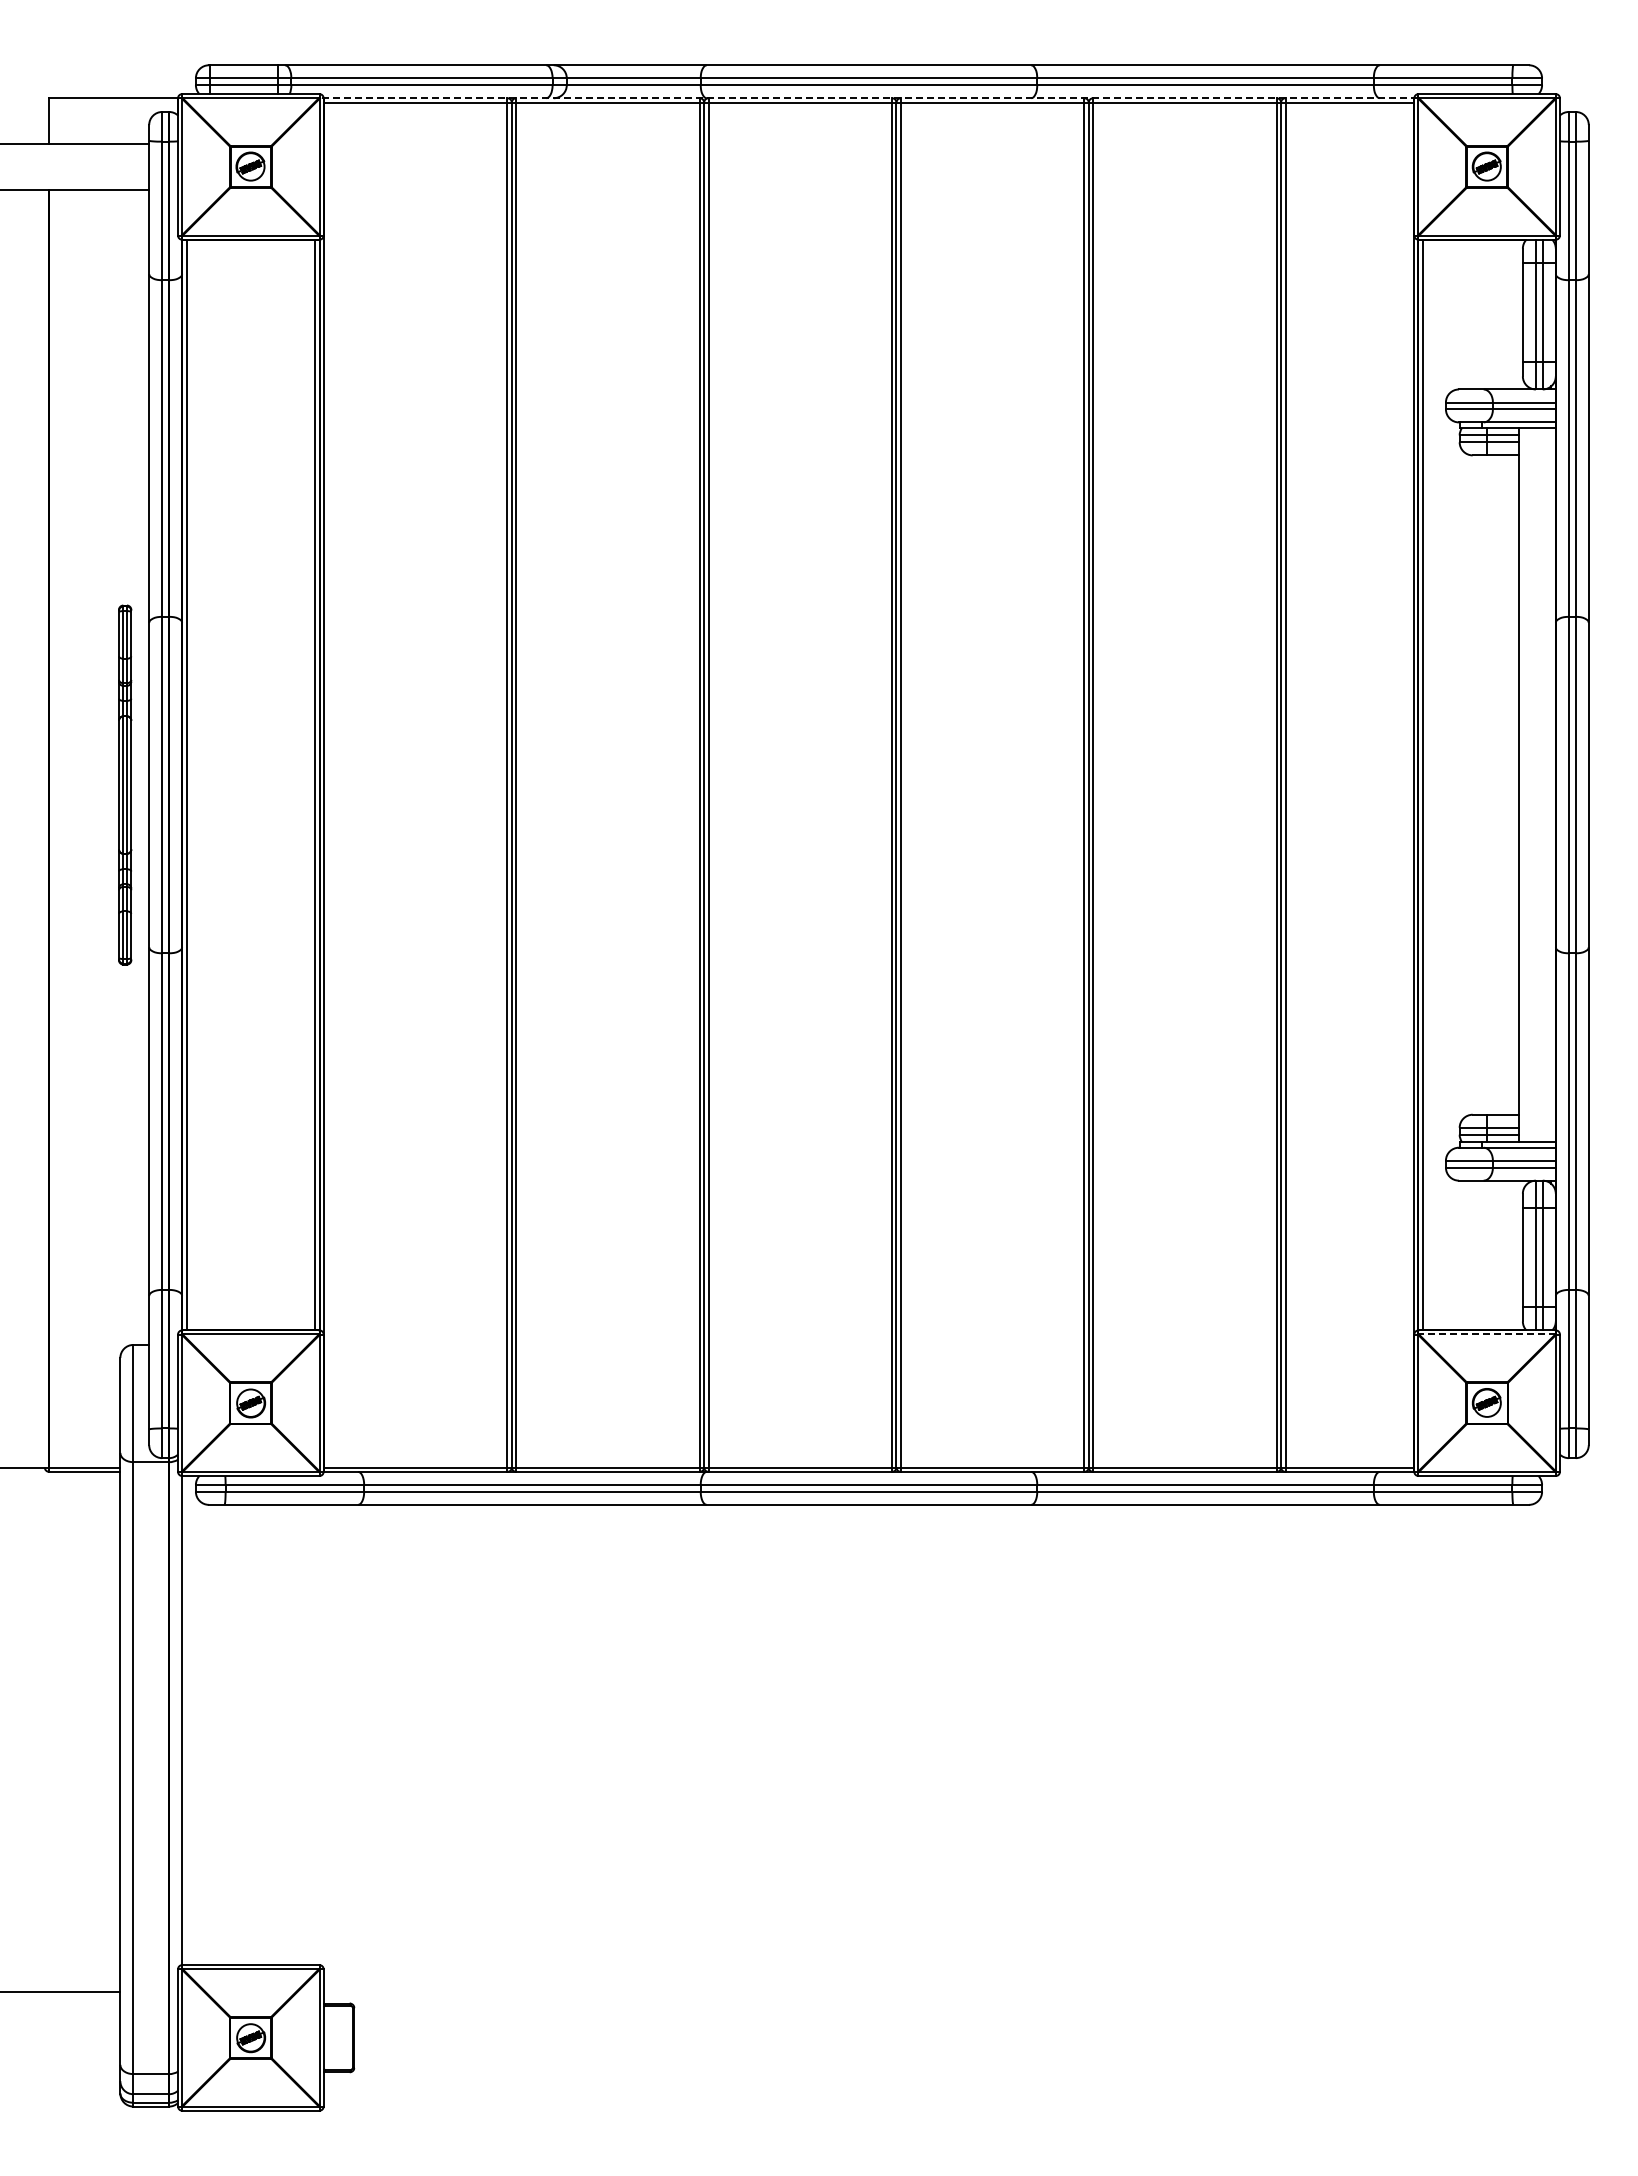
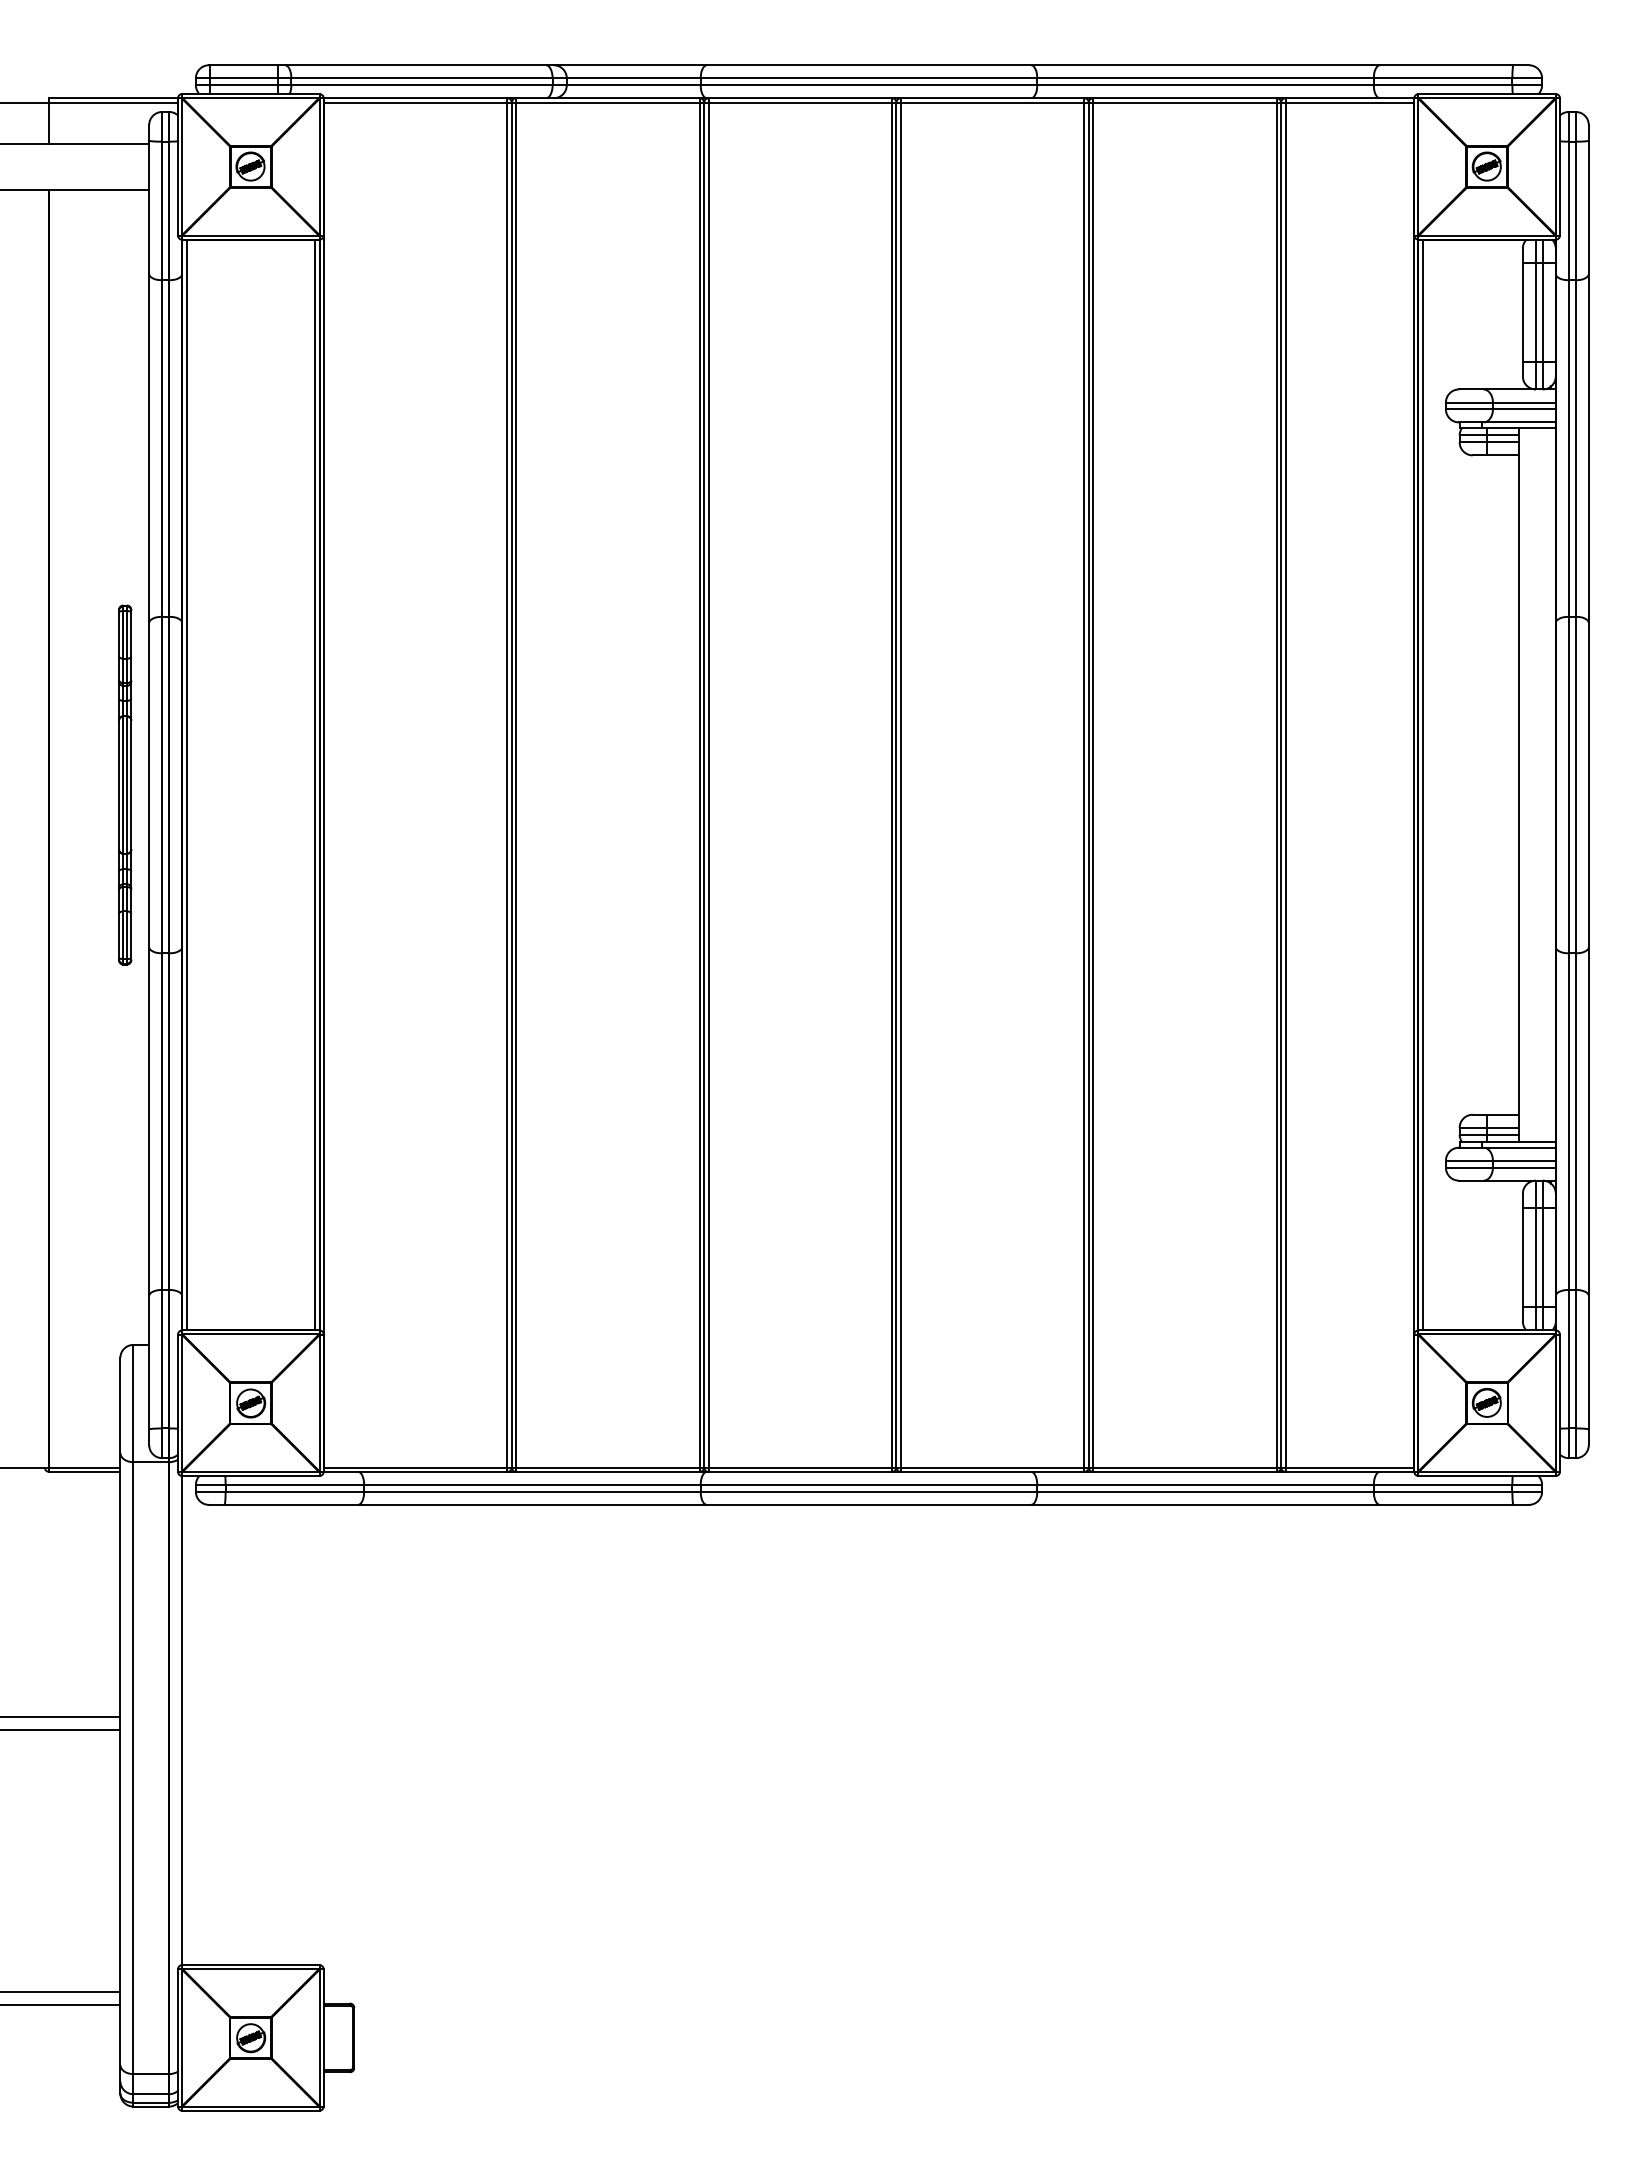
line: dashed -> solid (869, 98)
line: none -> present (90, 102)
line: dashed -> solid (1487, 1334)
line: none -> present (61, 1717)
line: none -> present (61, 1730)
line: none -> present (61, 2004)
